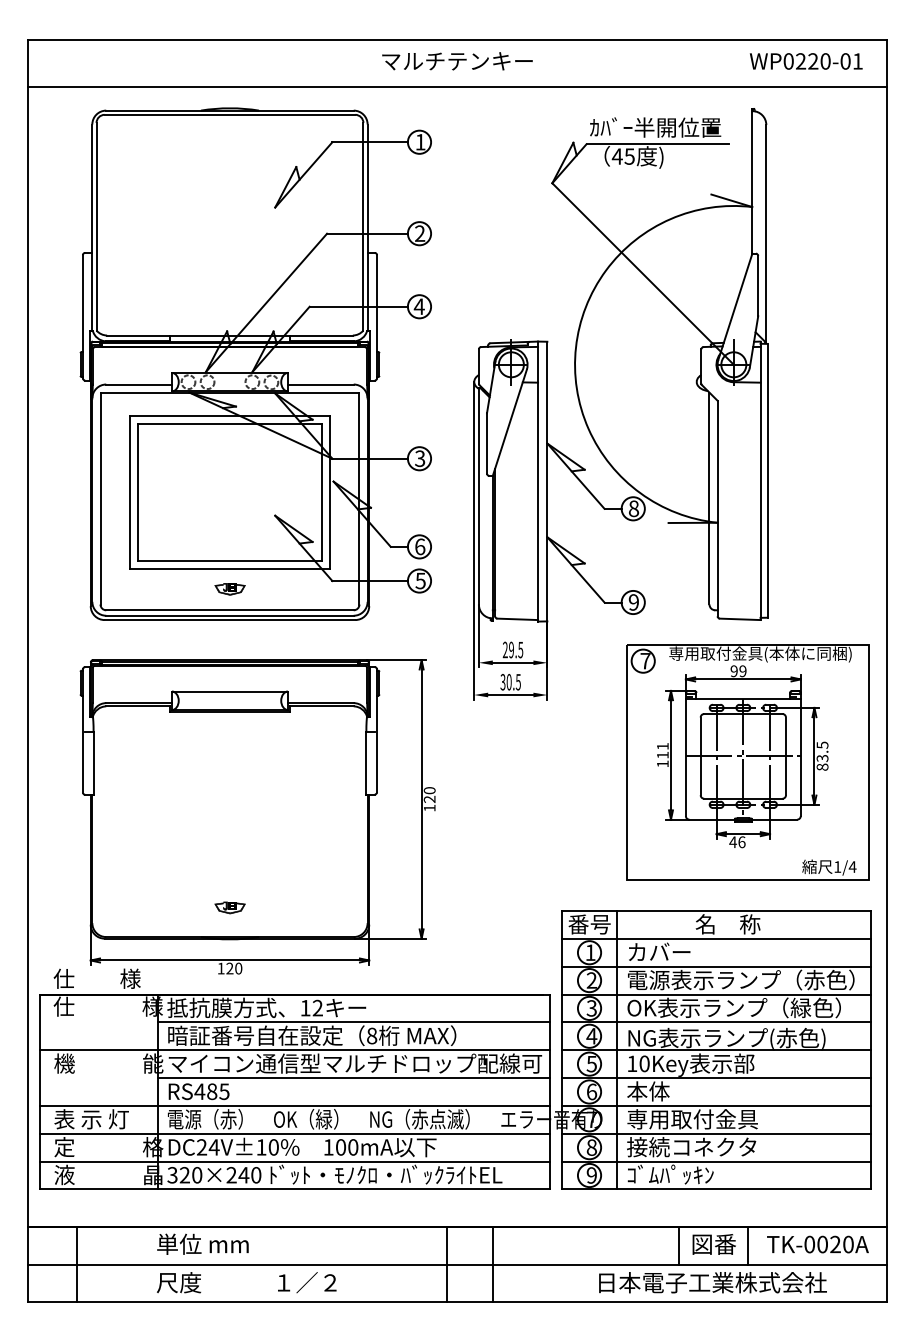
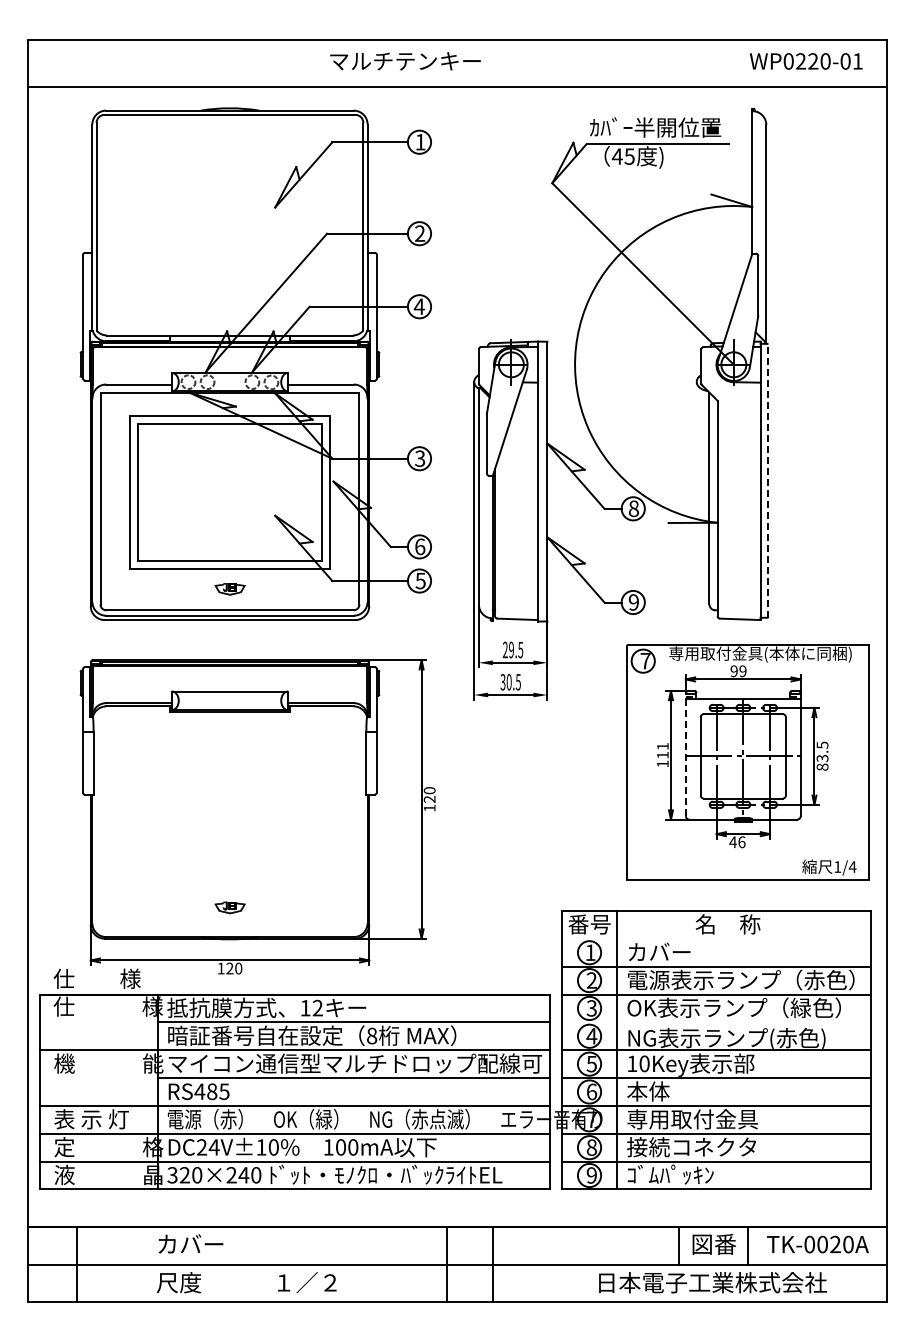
text position: (457, 61) -> (405, 61) (405, 61)
line: solid -> dashed (767, 480)
line: solid -> dashed (685, 754)
line: present -> none (715, 938)
line: present -> none (715, 1022)
text: 単位 mm -> カバー (202, 1243)
